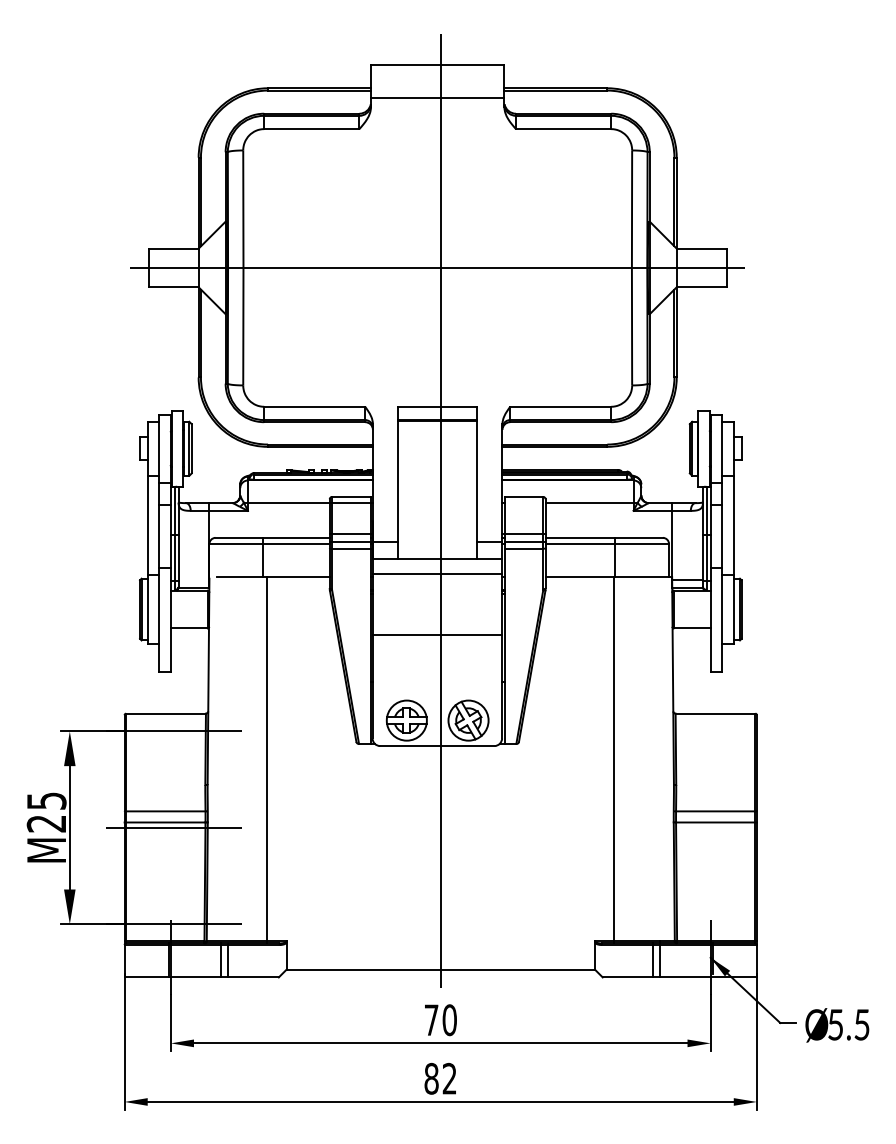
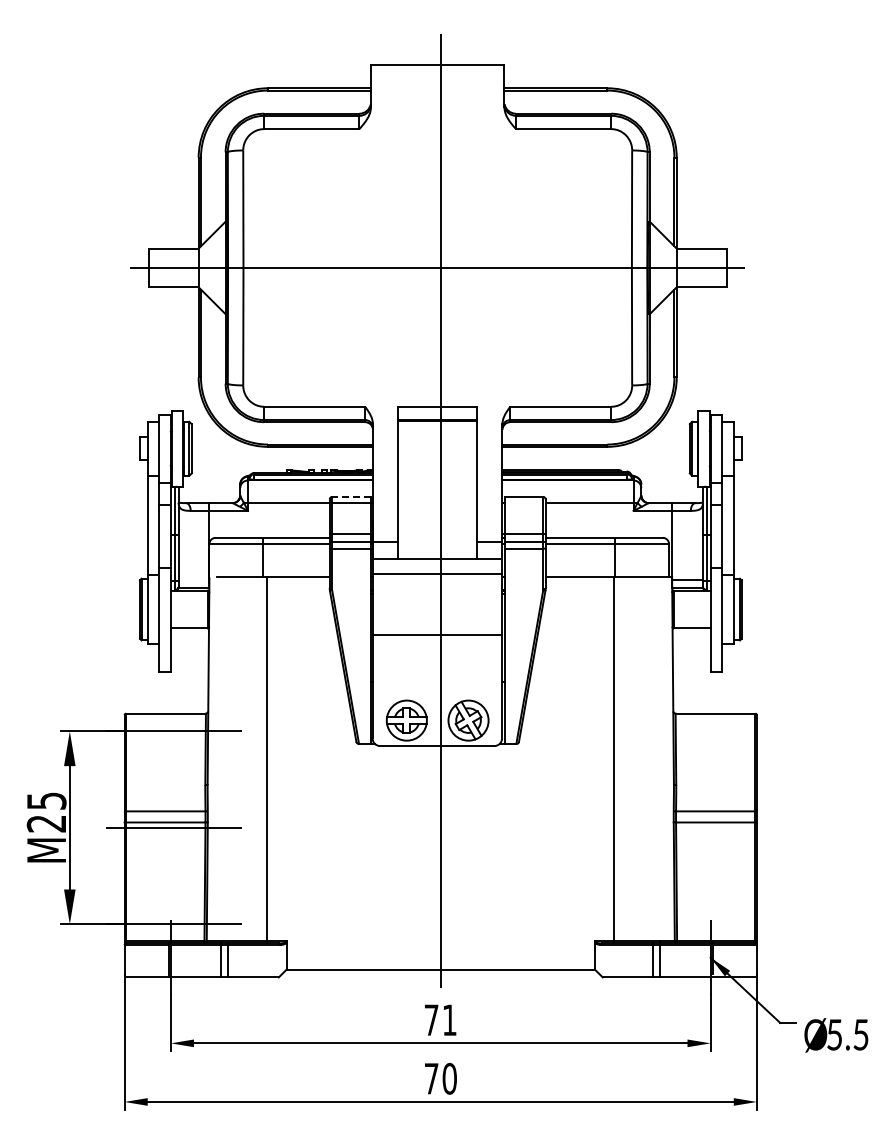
line: present -> none (437, 98)
line: solid -> dashed (350, 496)
text: 70 -> 71 (449, 1020)
text position: (837, 1025) -> (836, 1035) (836, 1035)
text: 82 -> 70 (440, 1078)
